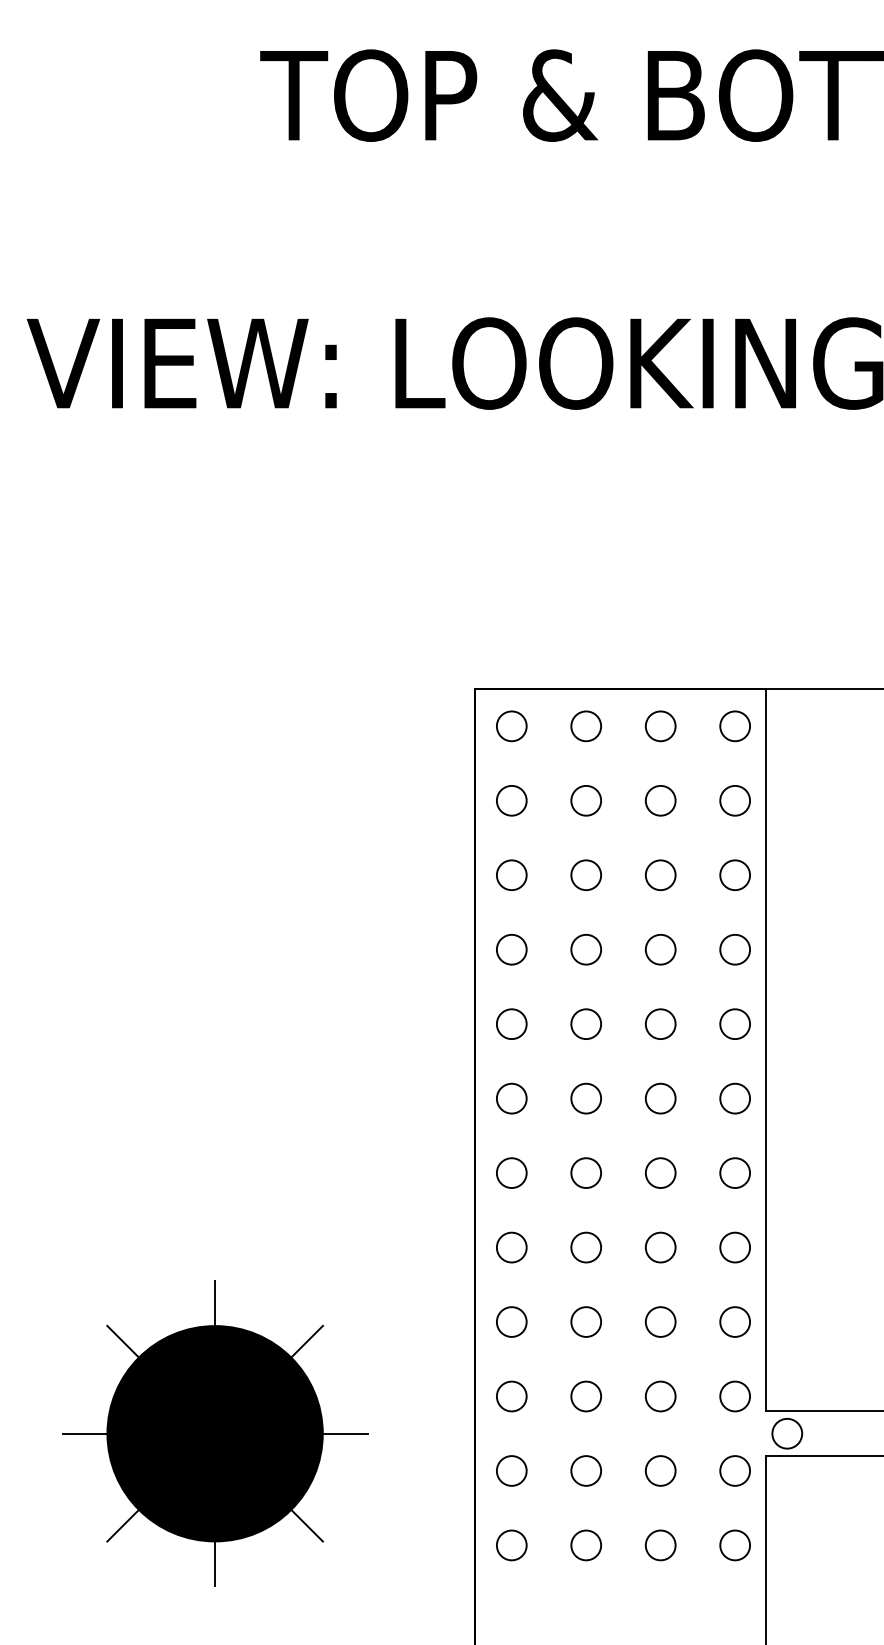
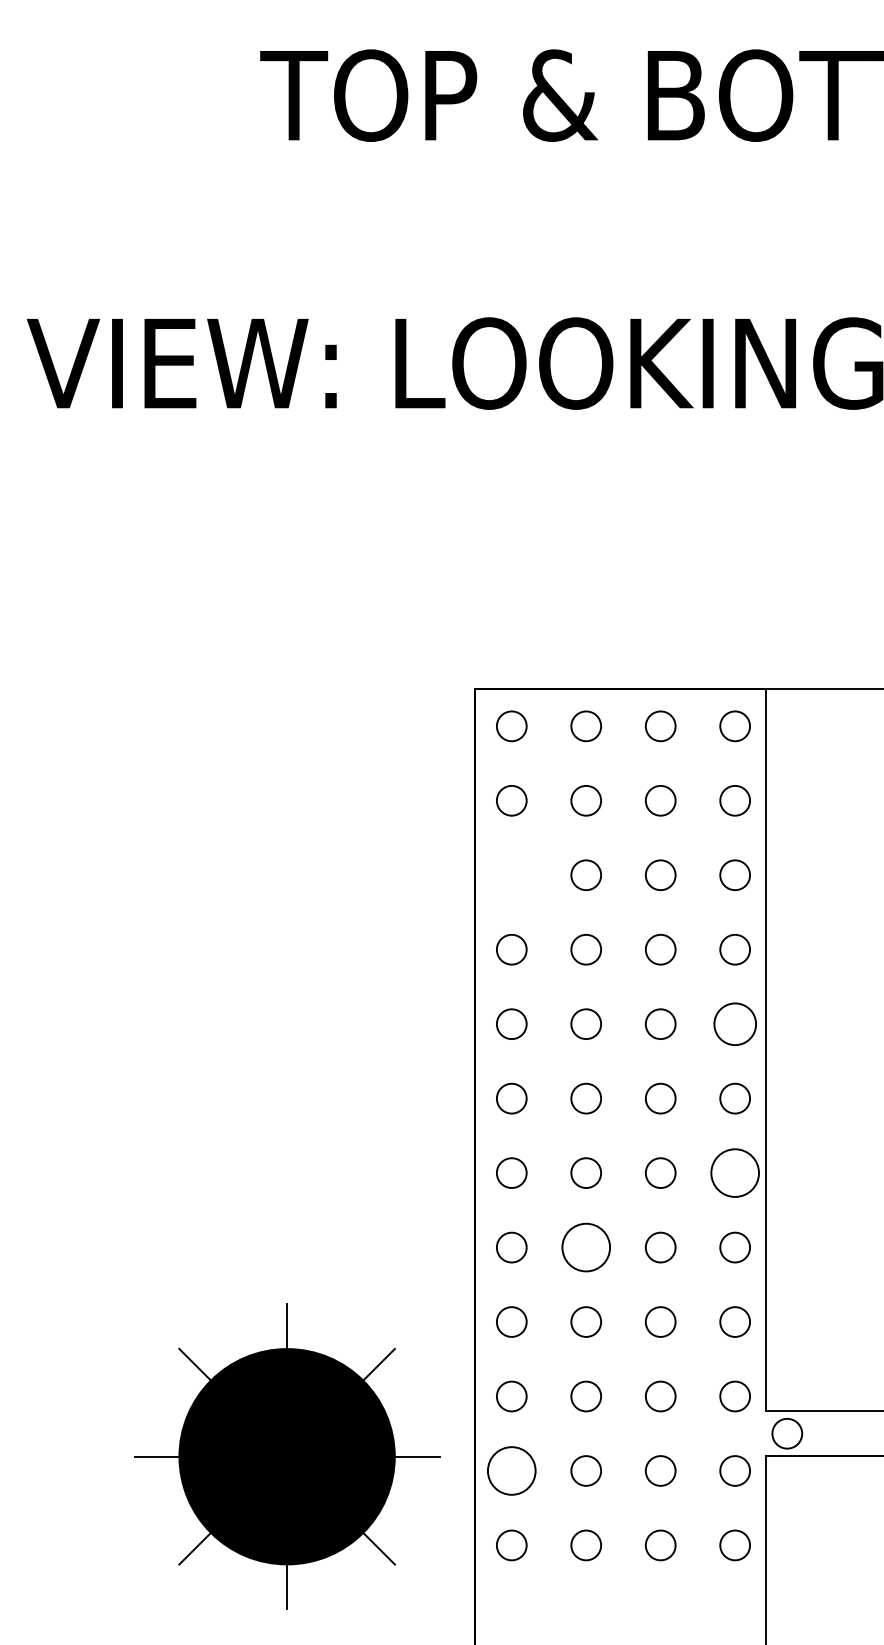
circle: present -> none (511, 874)
circle size: 32x32 px -> 44x44 px (734, 1023)
circle diameter: 30 px -> 48 px (735, 1172)
circle diameter: 30 px -> 48 px (586, 1247)
part position: (215, 1433) -> (287, 1456) (287, 1456)
circle diameter: 30 px -> 48 px (511, 1470)
